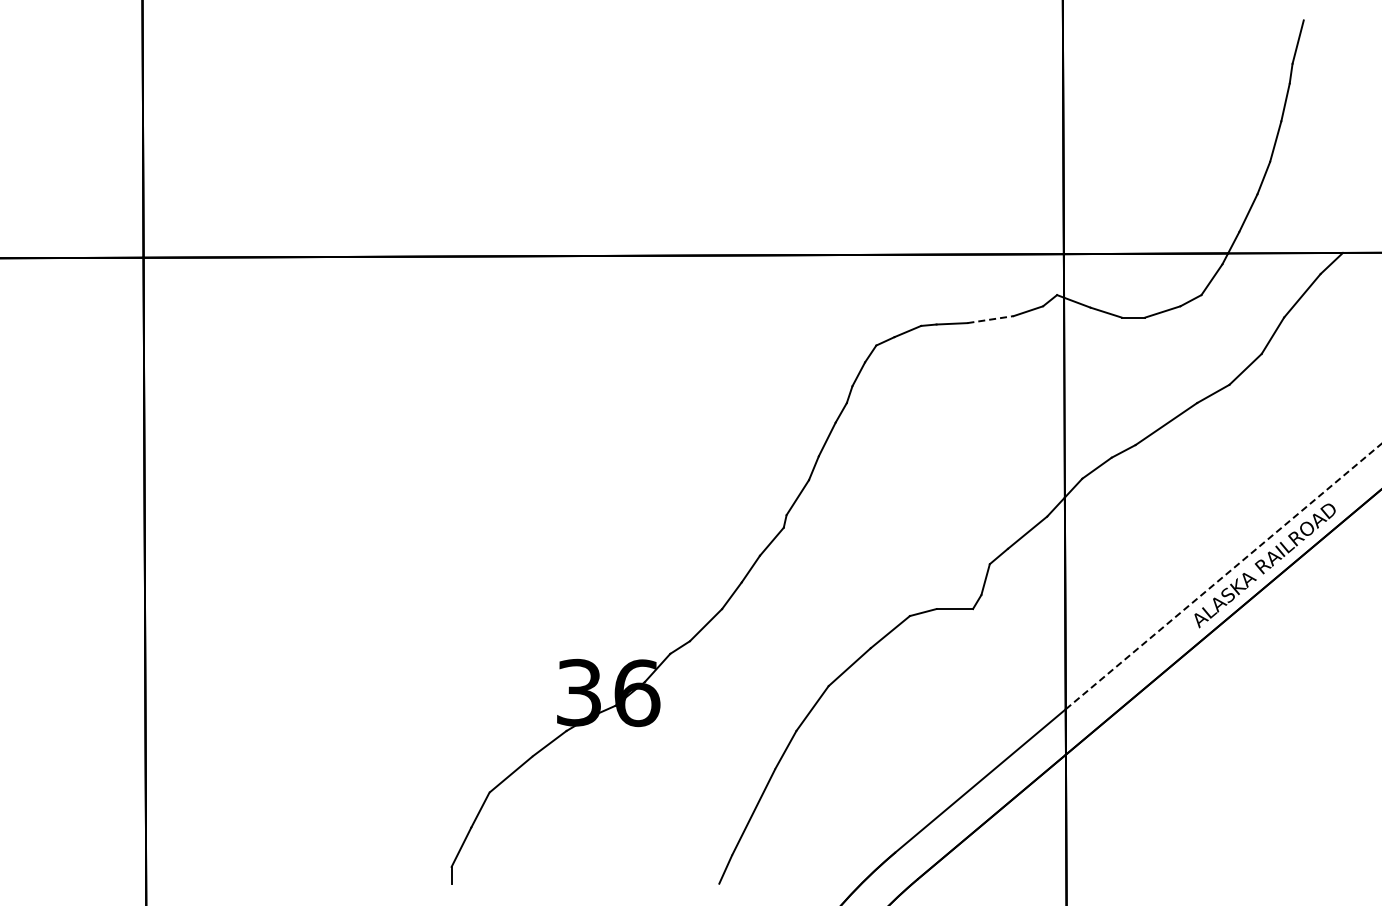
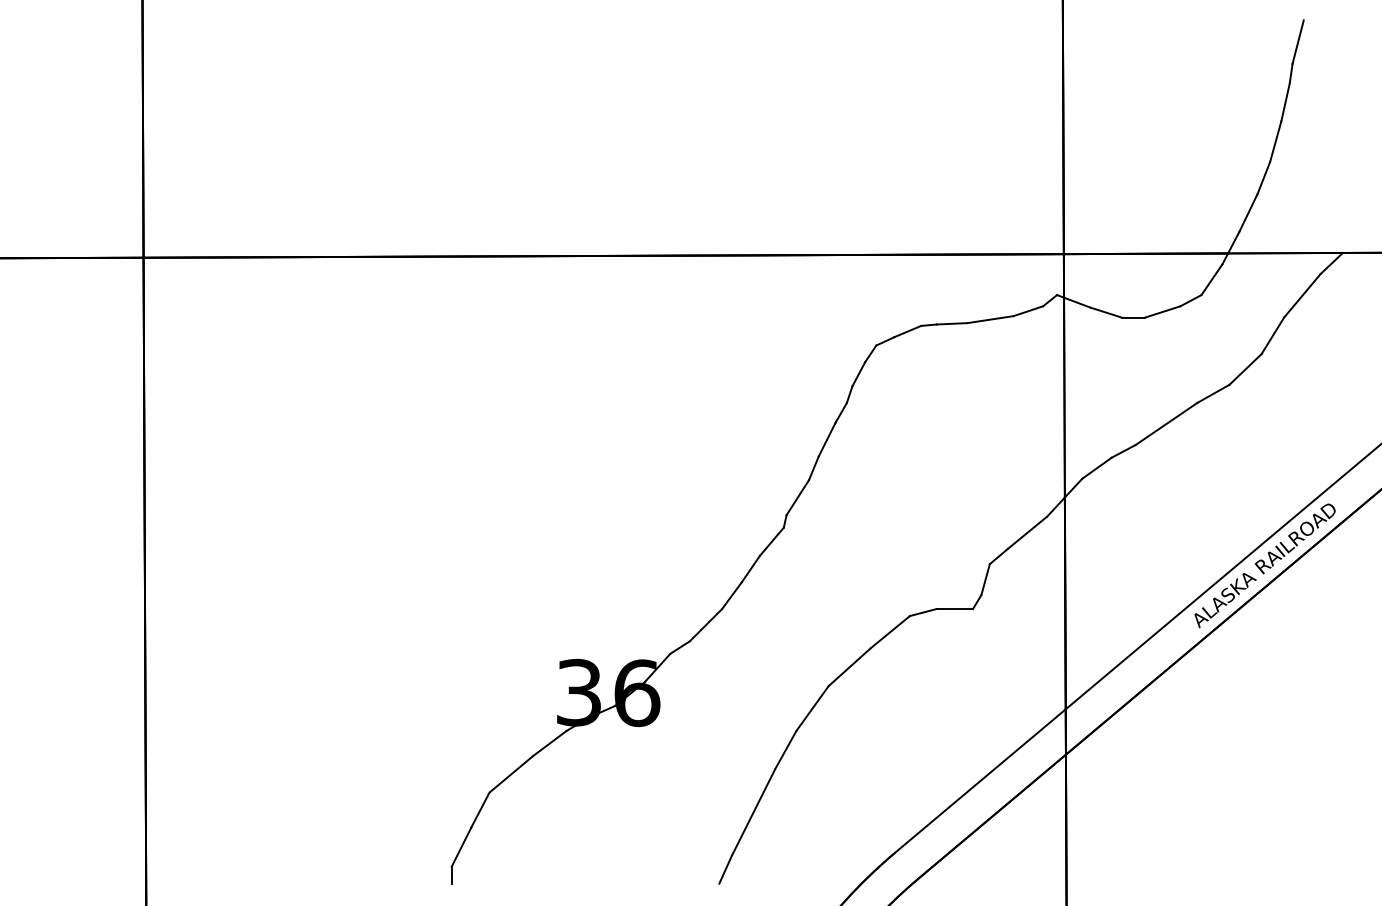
line: dashed -> solid (991, 319)
line: dashed -> solid (1223, 576)
